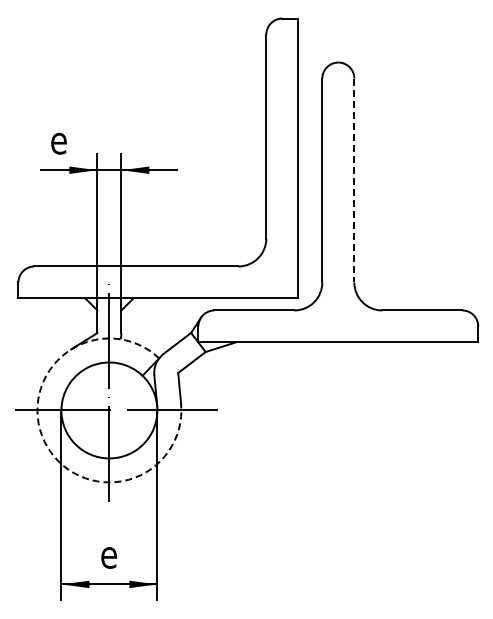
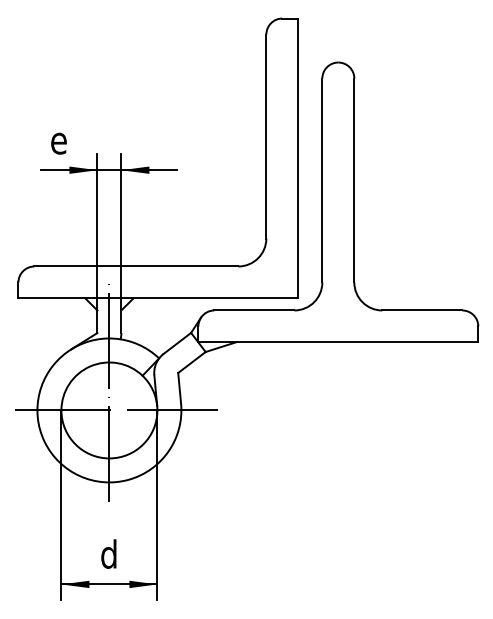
line: dashed -> solid (354, 180)
arc: dashed -> solid (44, 441)
text: e -> d (109, 553)
